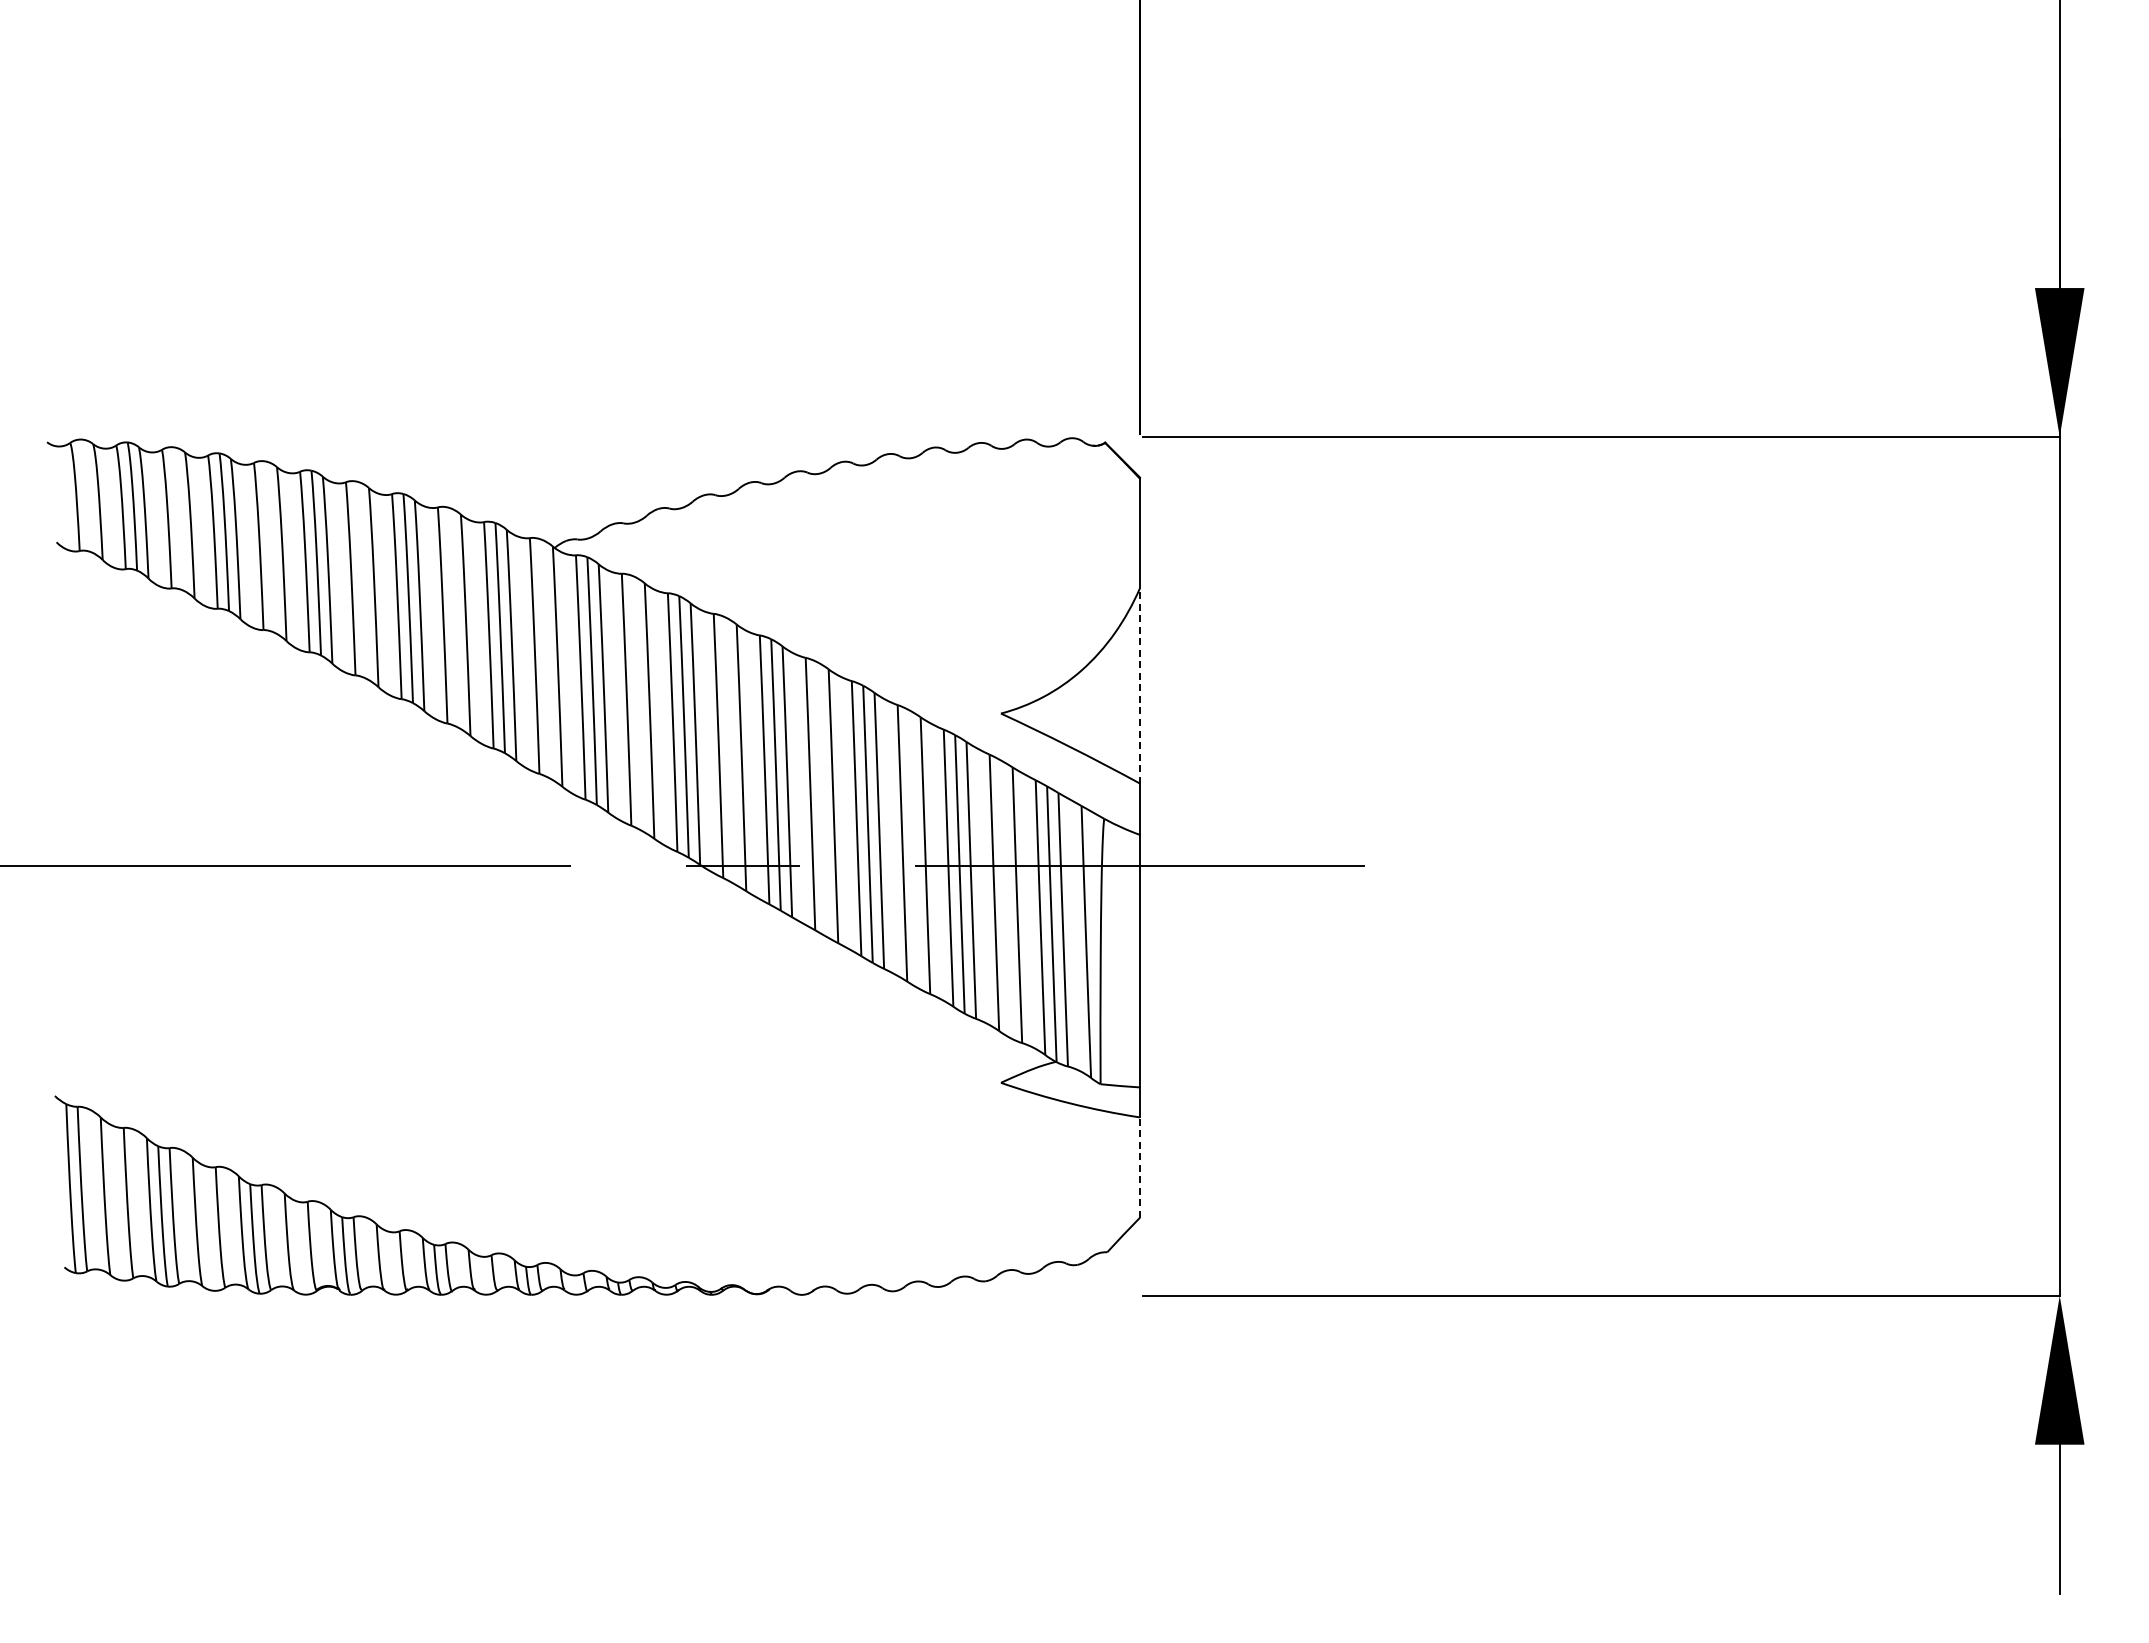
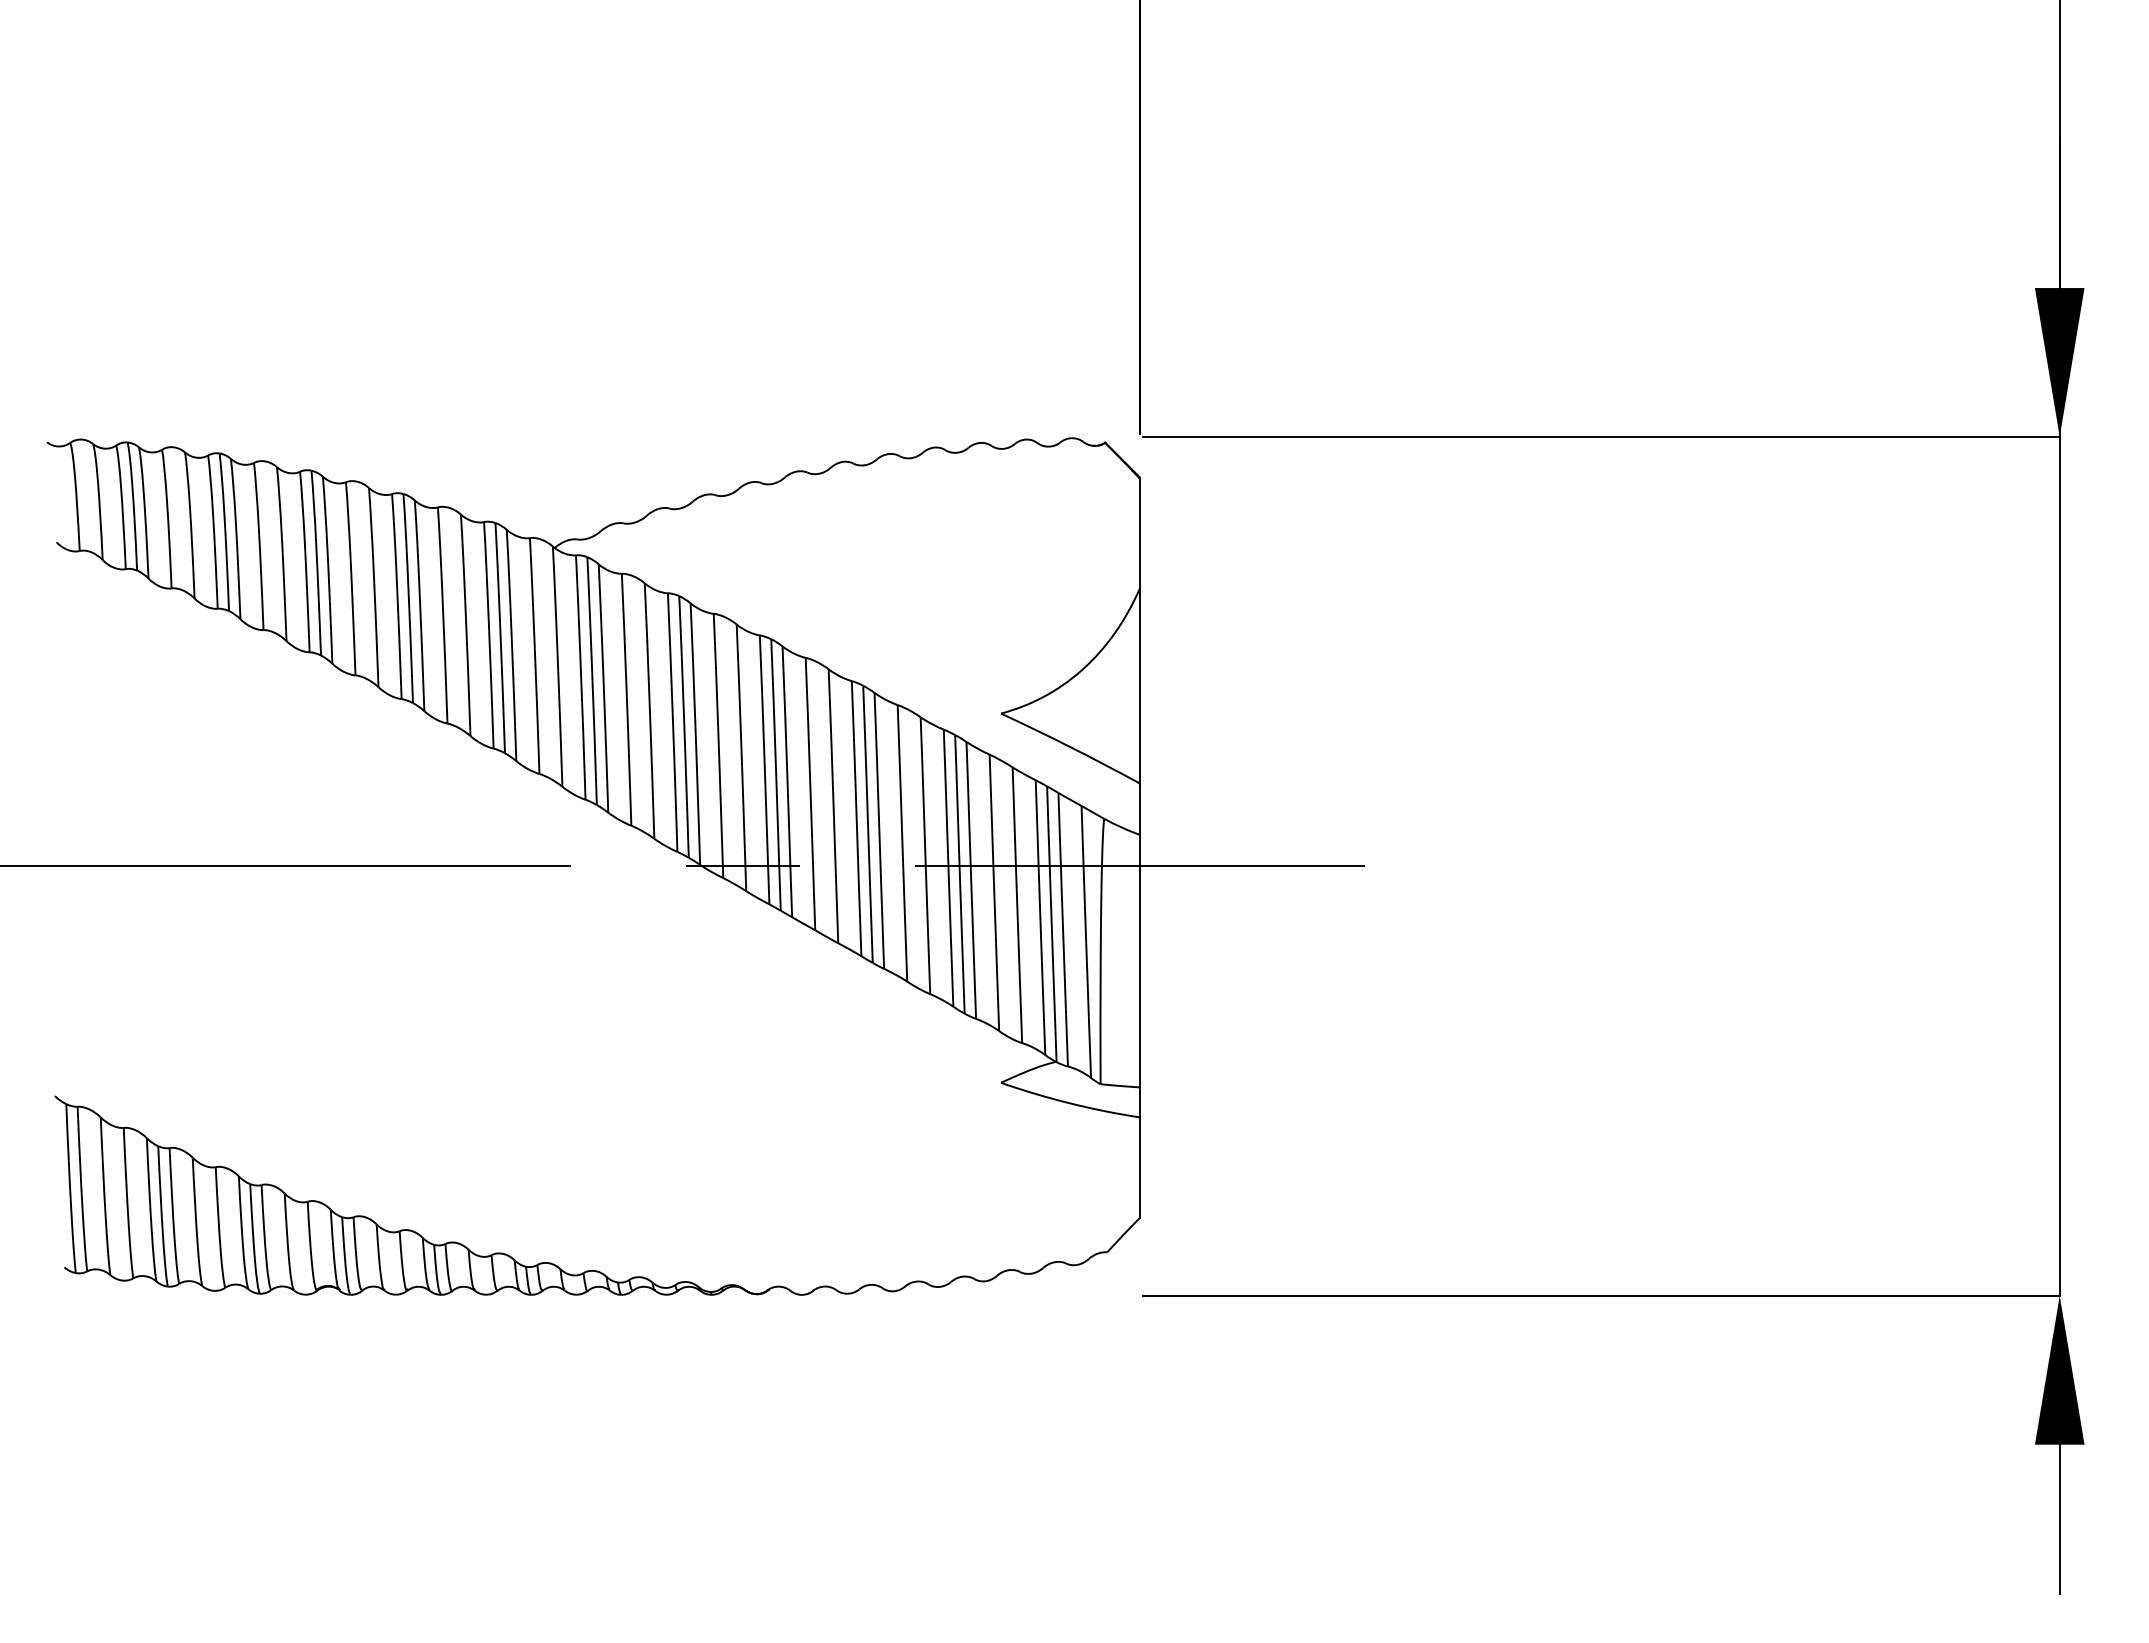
line: dashed -> solid (1139, 685)
line: dashed -> solid (1139, 1167)
